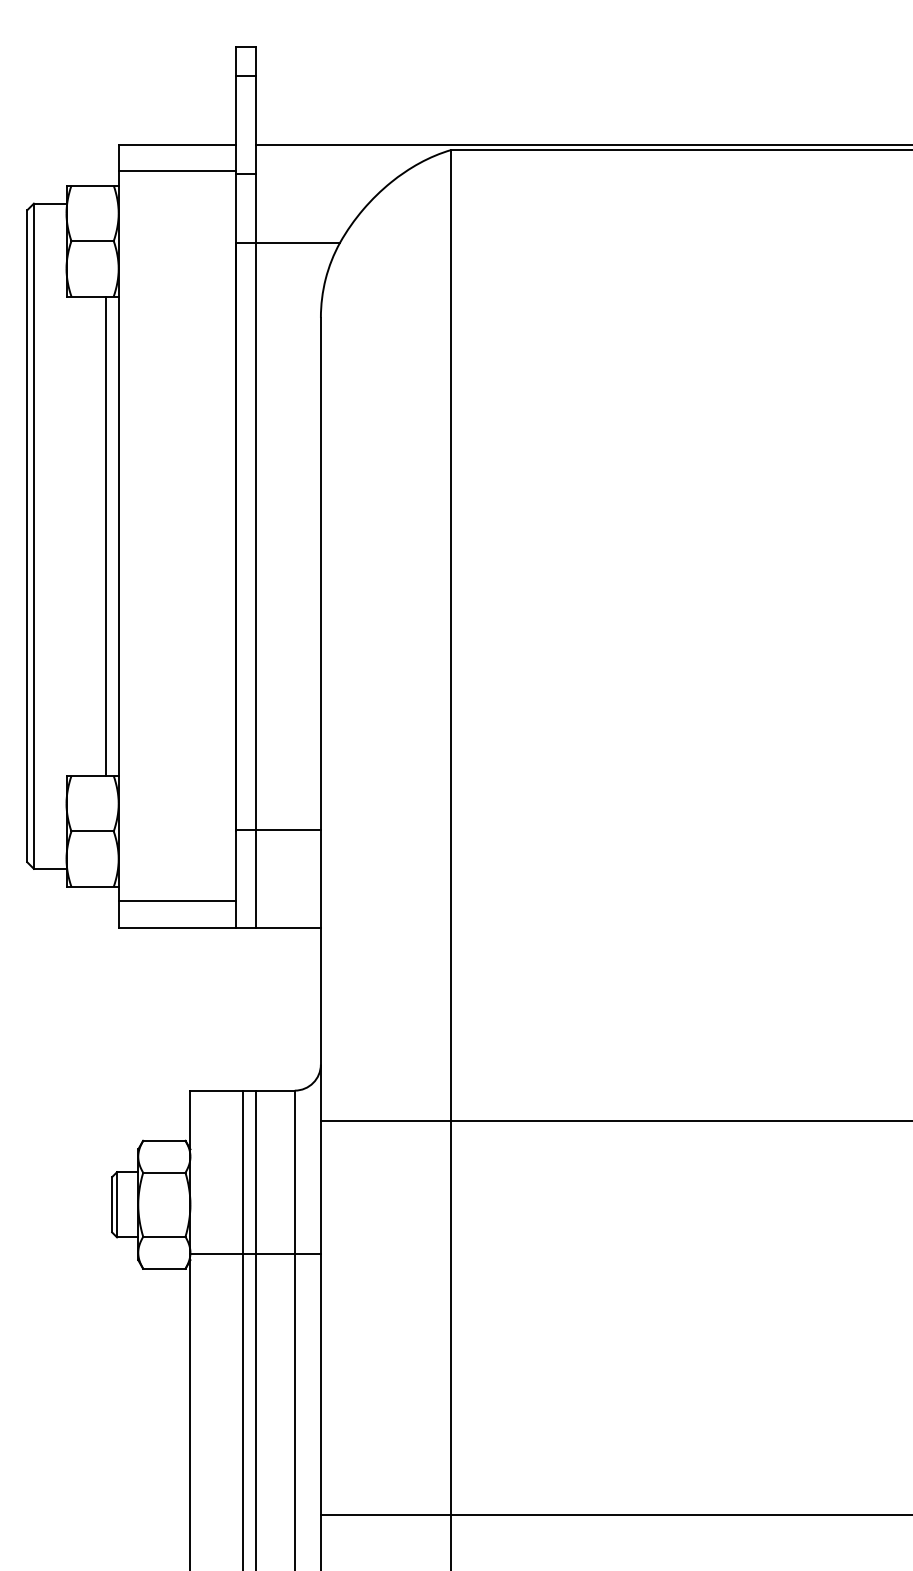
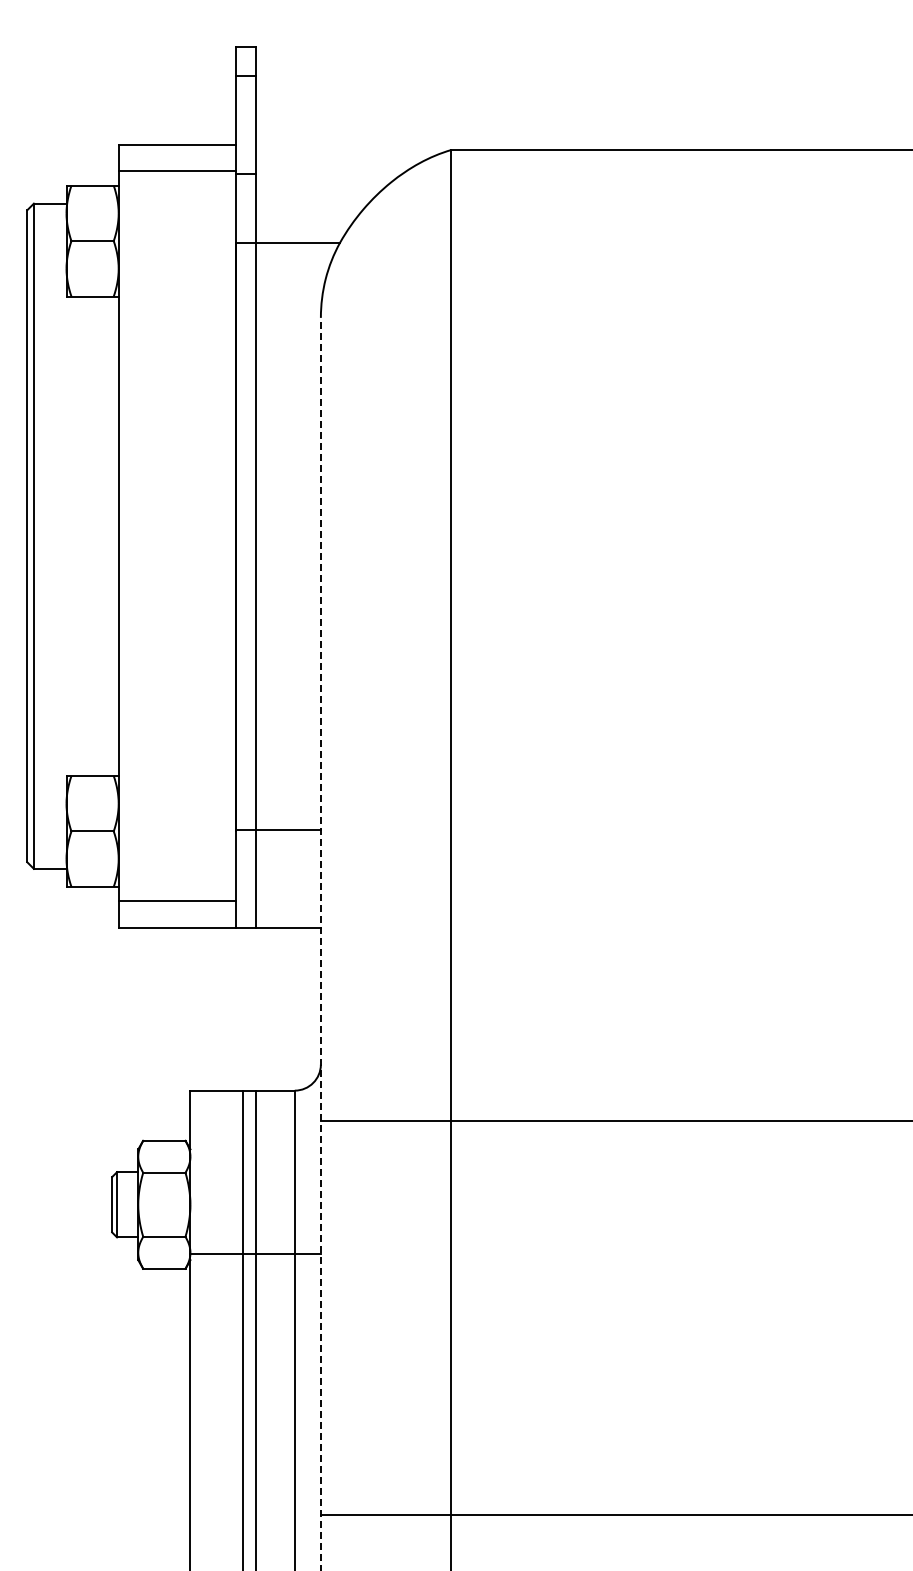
line: present -> none (582, 144)
line: present -> none (105, 536)
line: solid -> dashed (320, 943)
